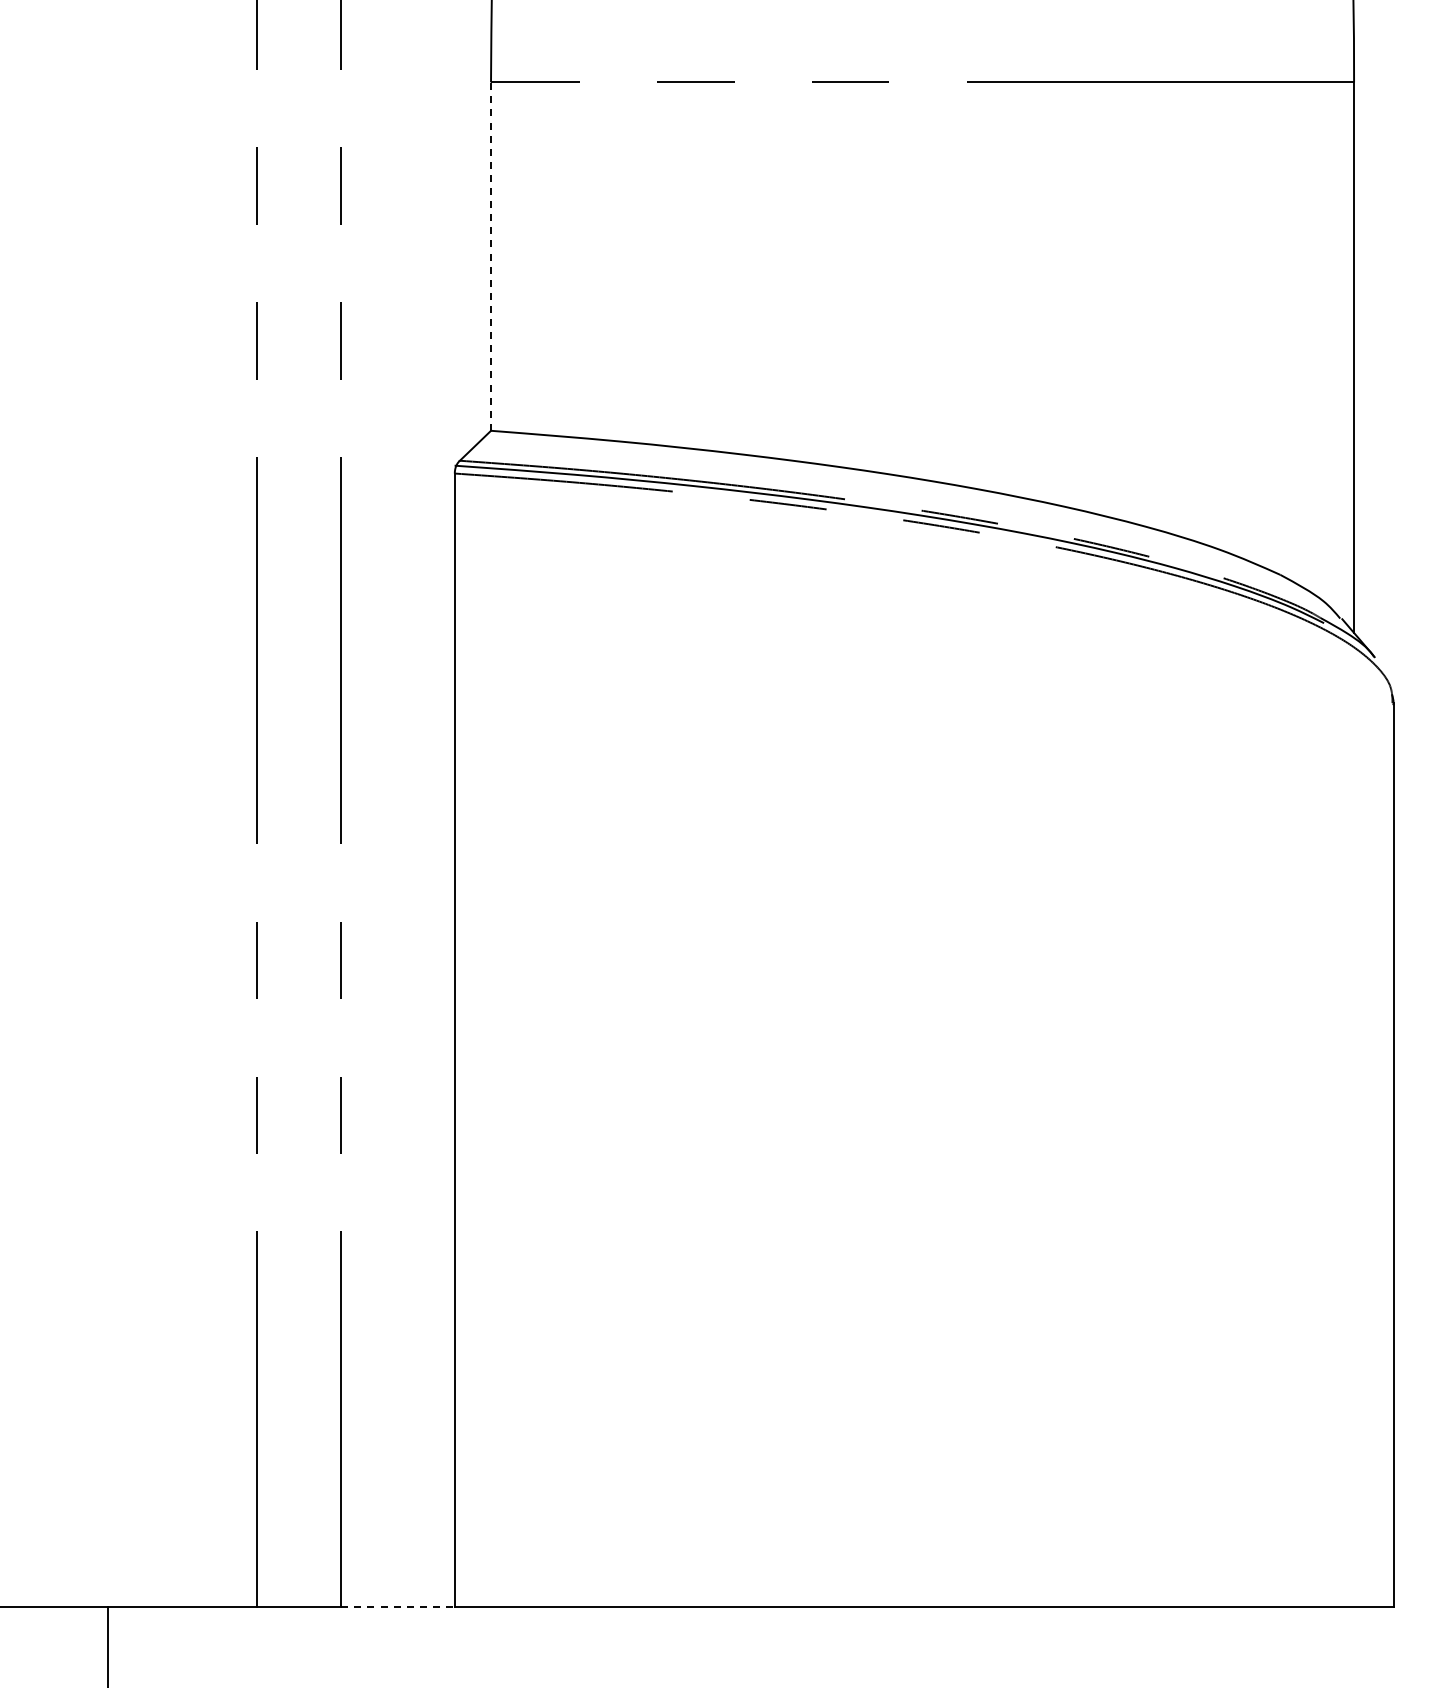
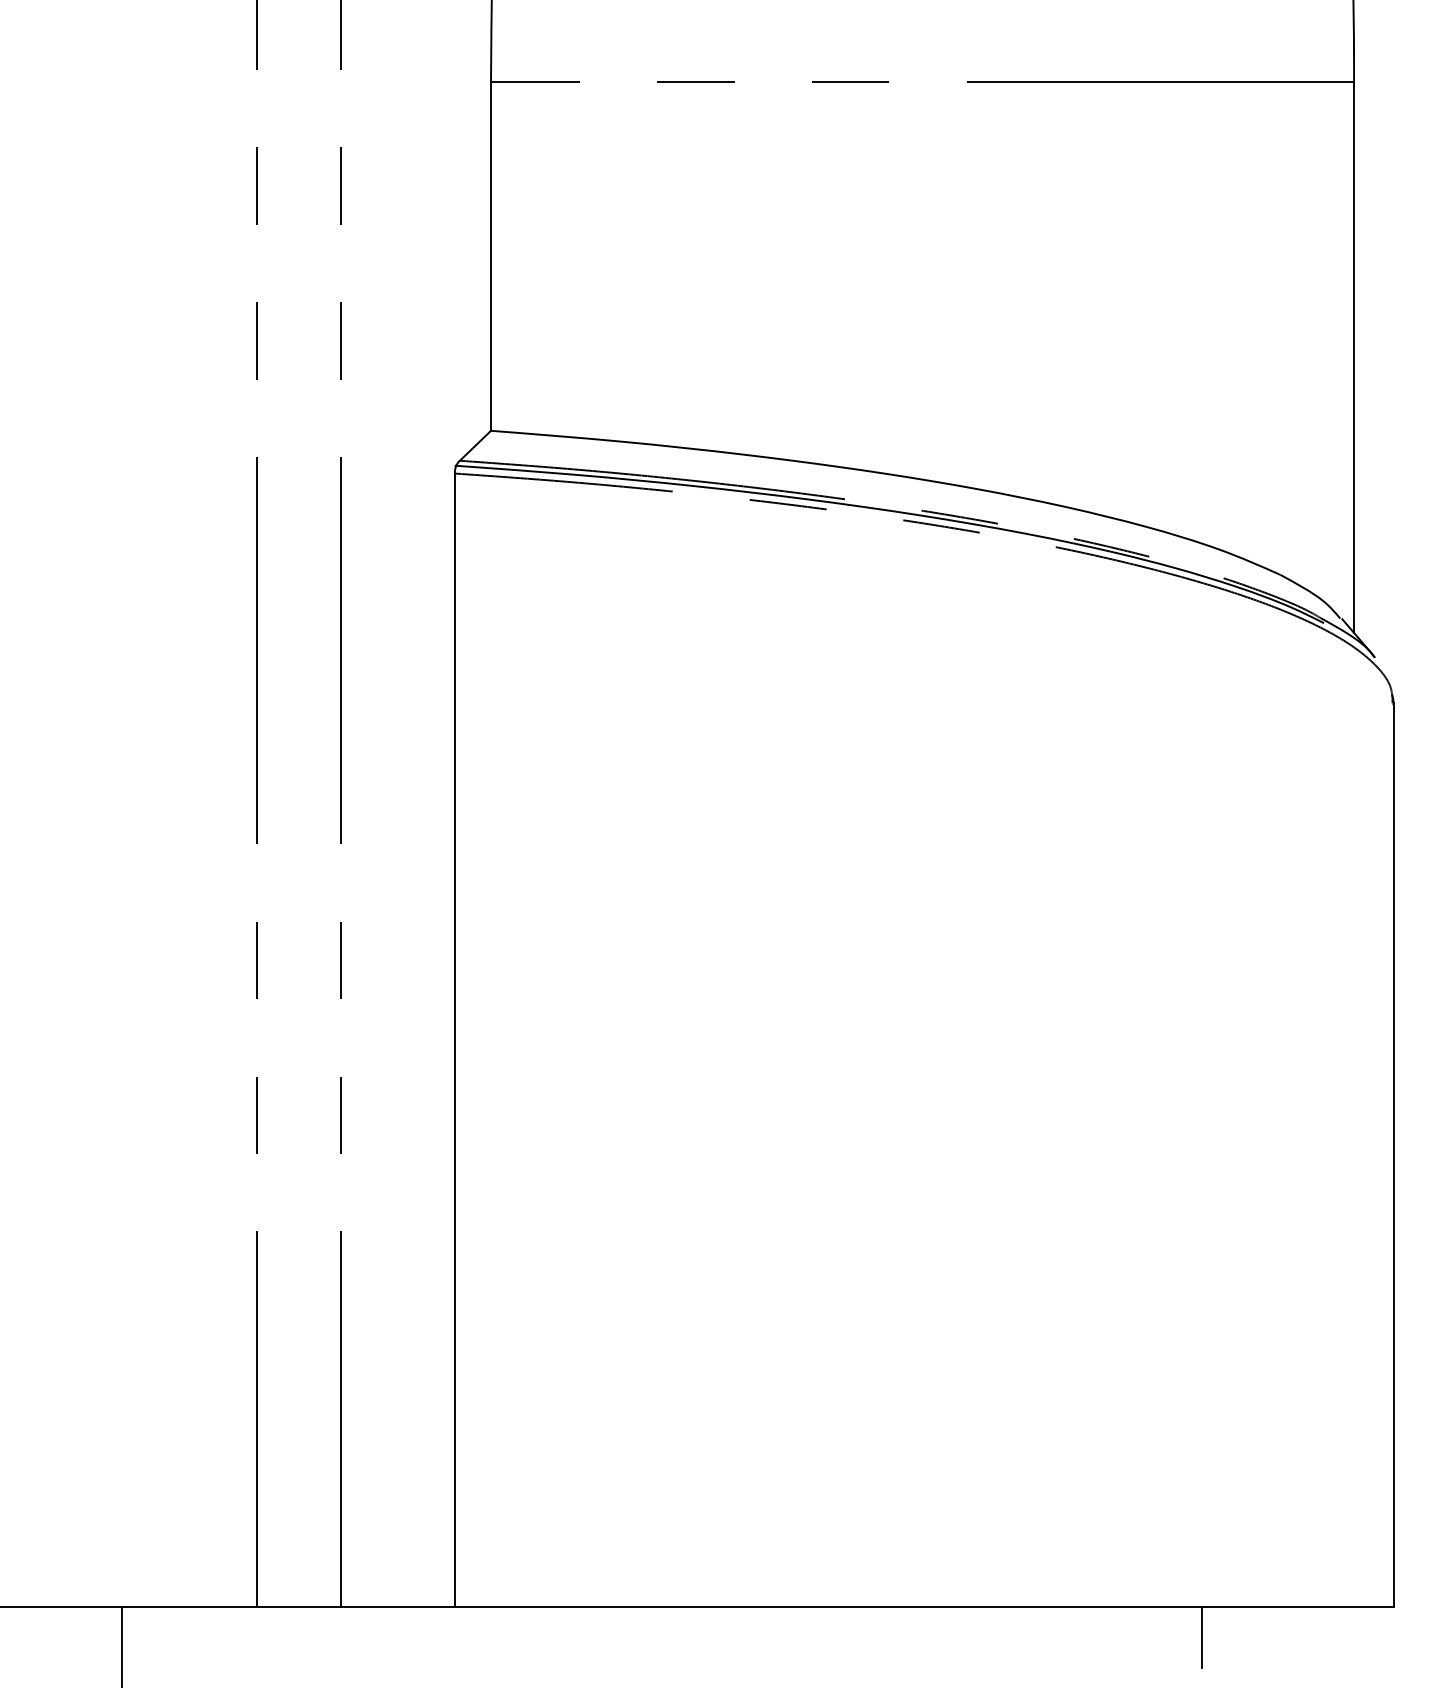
line: dashed -> solid (491, 256)
line: dashed -> solid (398, 1606)
line: none -> present (1201, 1636)
line position: (108, 1645) -> (122, 1645) (122, 1645)
